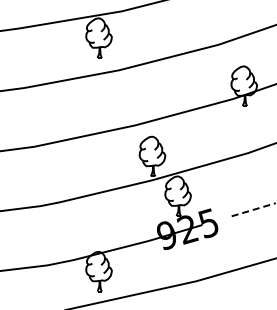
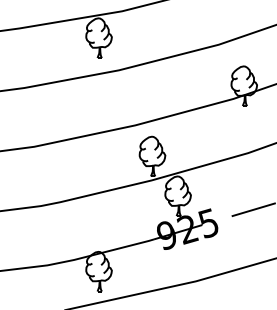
line: dashed -> solid (254, 209)
